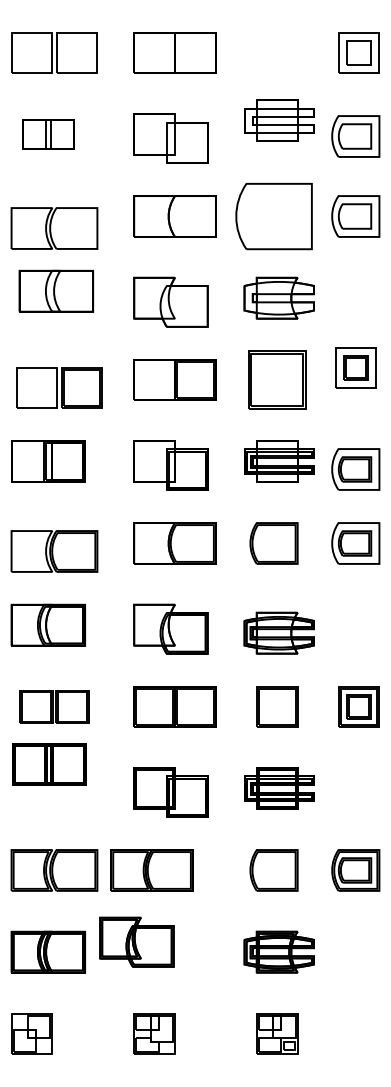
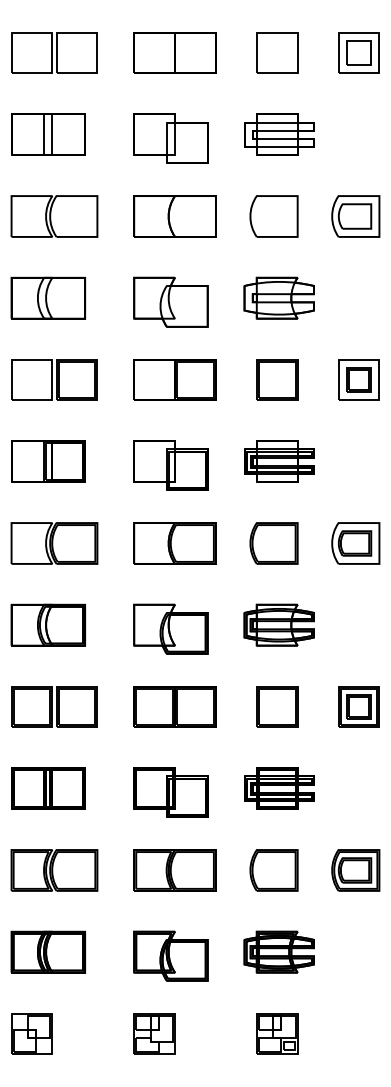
part: none -> present (277, 52)
part position: (279, 120) -> (279, 134) (279, 134)
part size: 53x31 px -> 75x43 px (48, 134)
part: present -> none (355, 136)
part size: 78x68 px -> 50x43 px (273, 216)
part position: (54, 228) -> (54, 216) (54, 216)
part position: (55, 290) -> (47, 297) (47, 297)
part position: (355, 367) -> (358, 379) (358, 379)
part size: 59x60 px -> 43x42 px (277, 379)
part position: (59, 387) -> (54, 379) (54, 379)
part: present -> none (355, 469)
part position: (54, 551) -> (54, 543) (54, 543)
part position: (278, 632) -> (278, 624) (278, 624)
part size: 71x34 px -> 87x42 px (54, 706)
part position: (49, 764) -> (48, 788) (48, 788)
part position: (151, 870) -> (174, 870) (174, 870)
part position: (136, 941) -> (170, 955) (170, 955)
